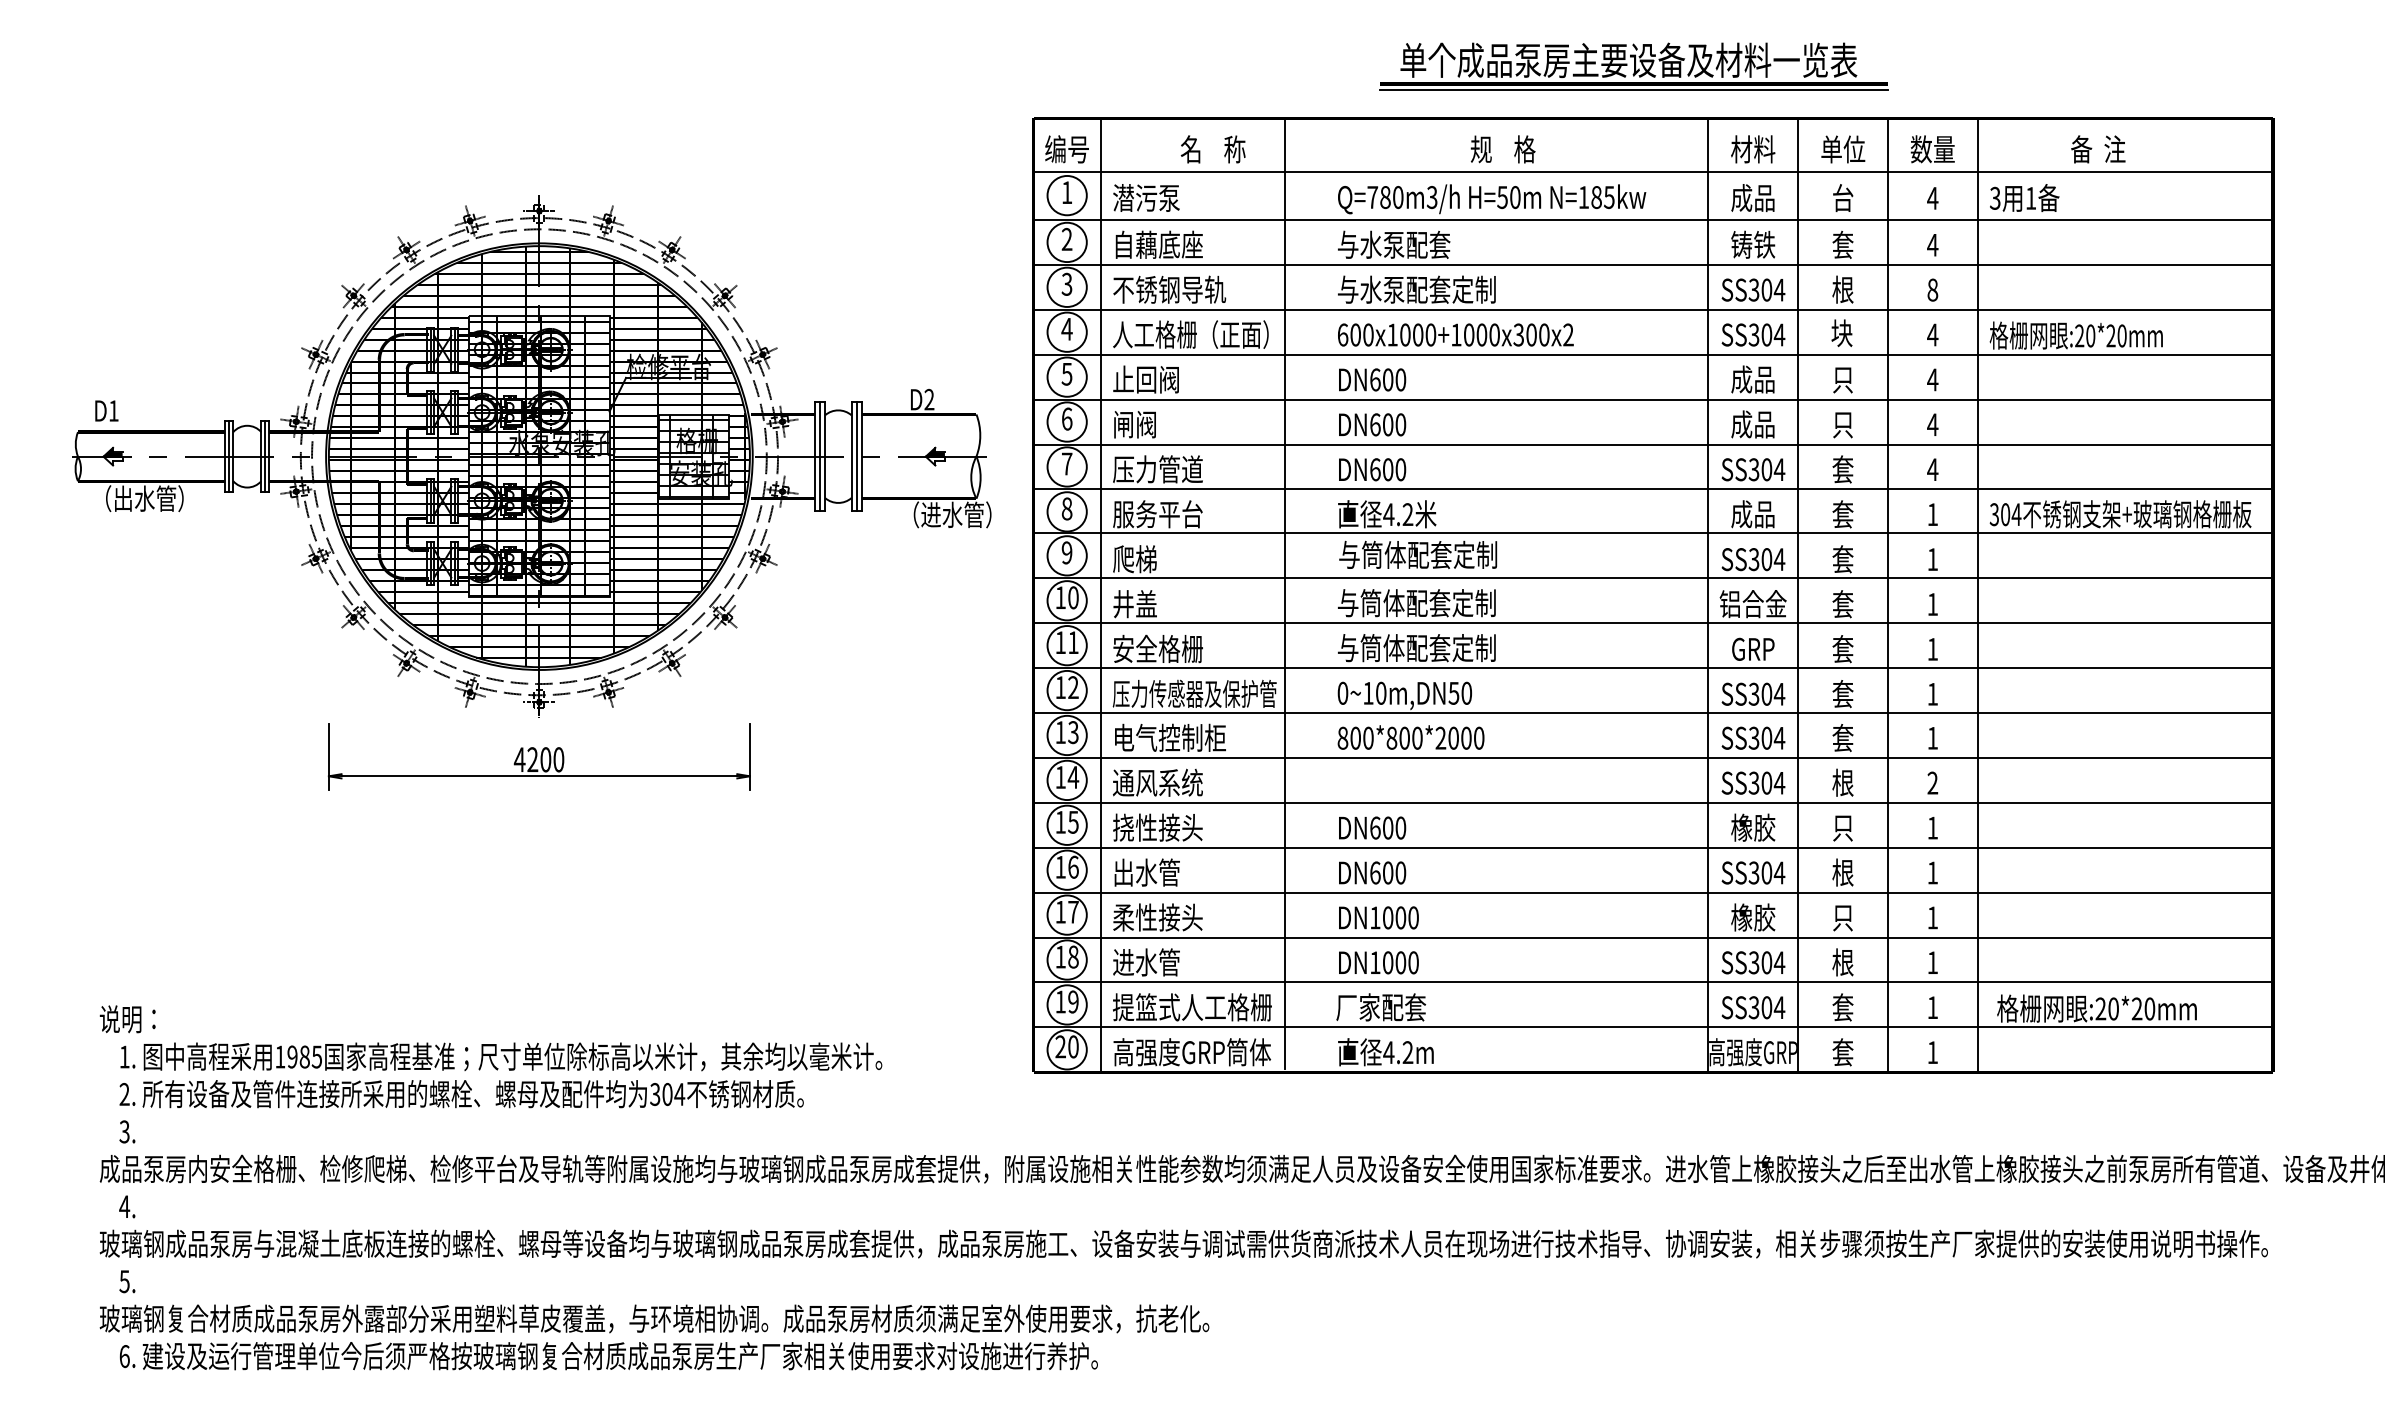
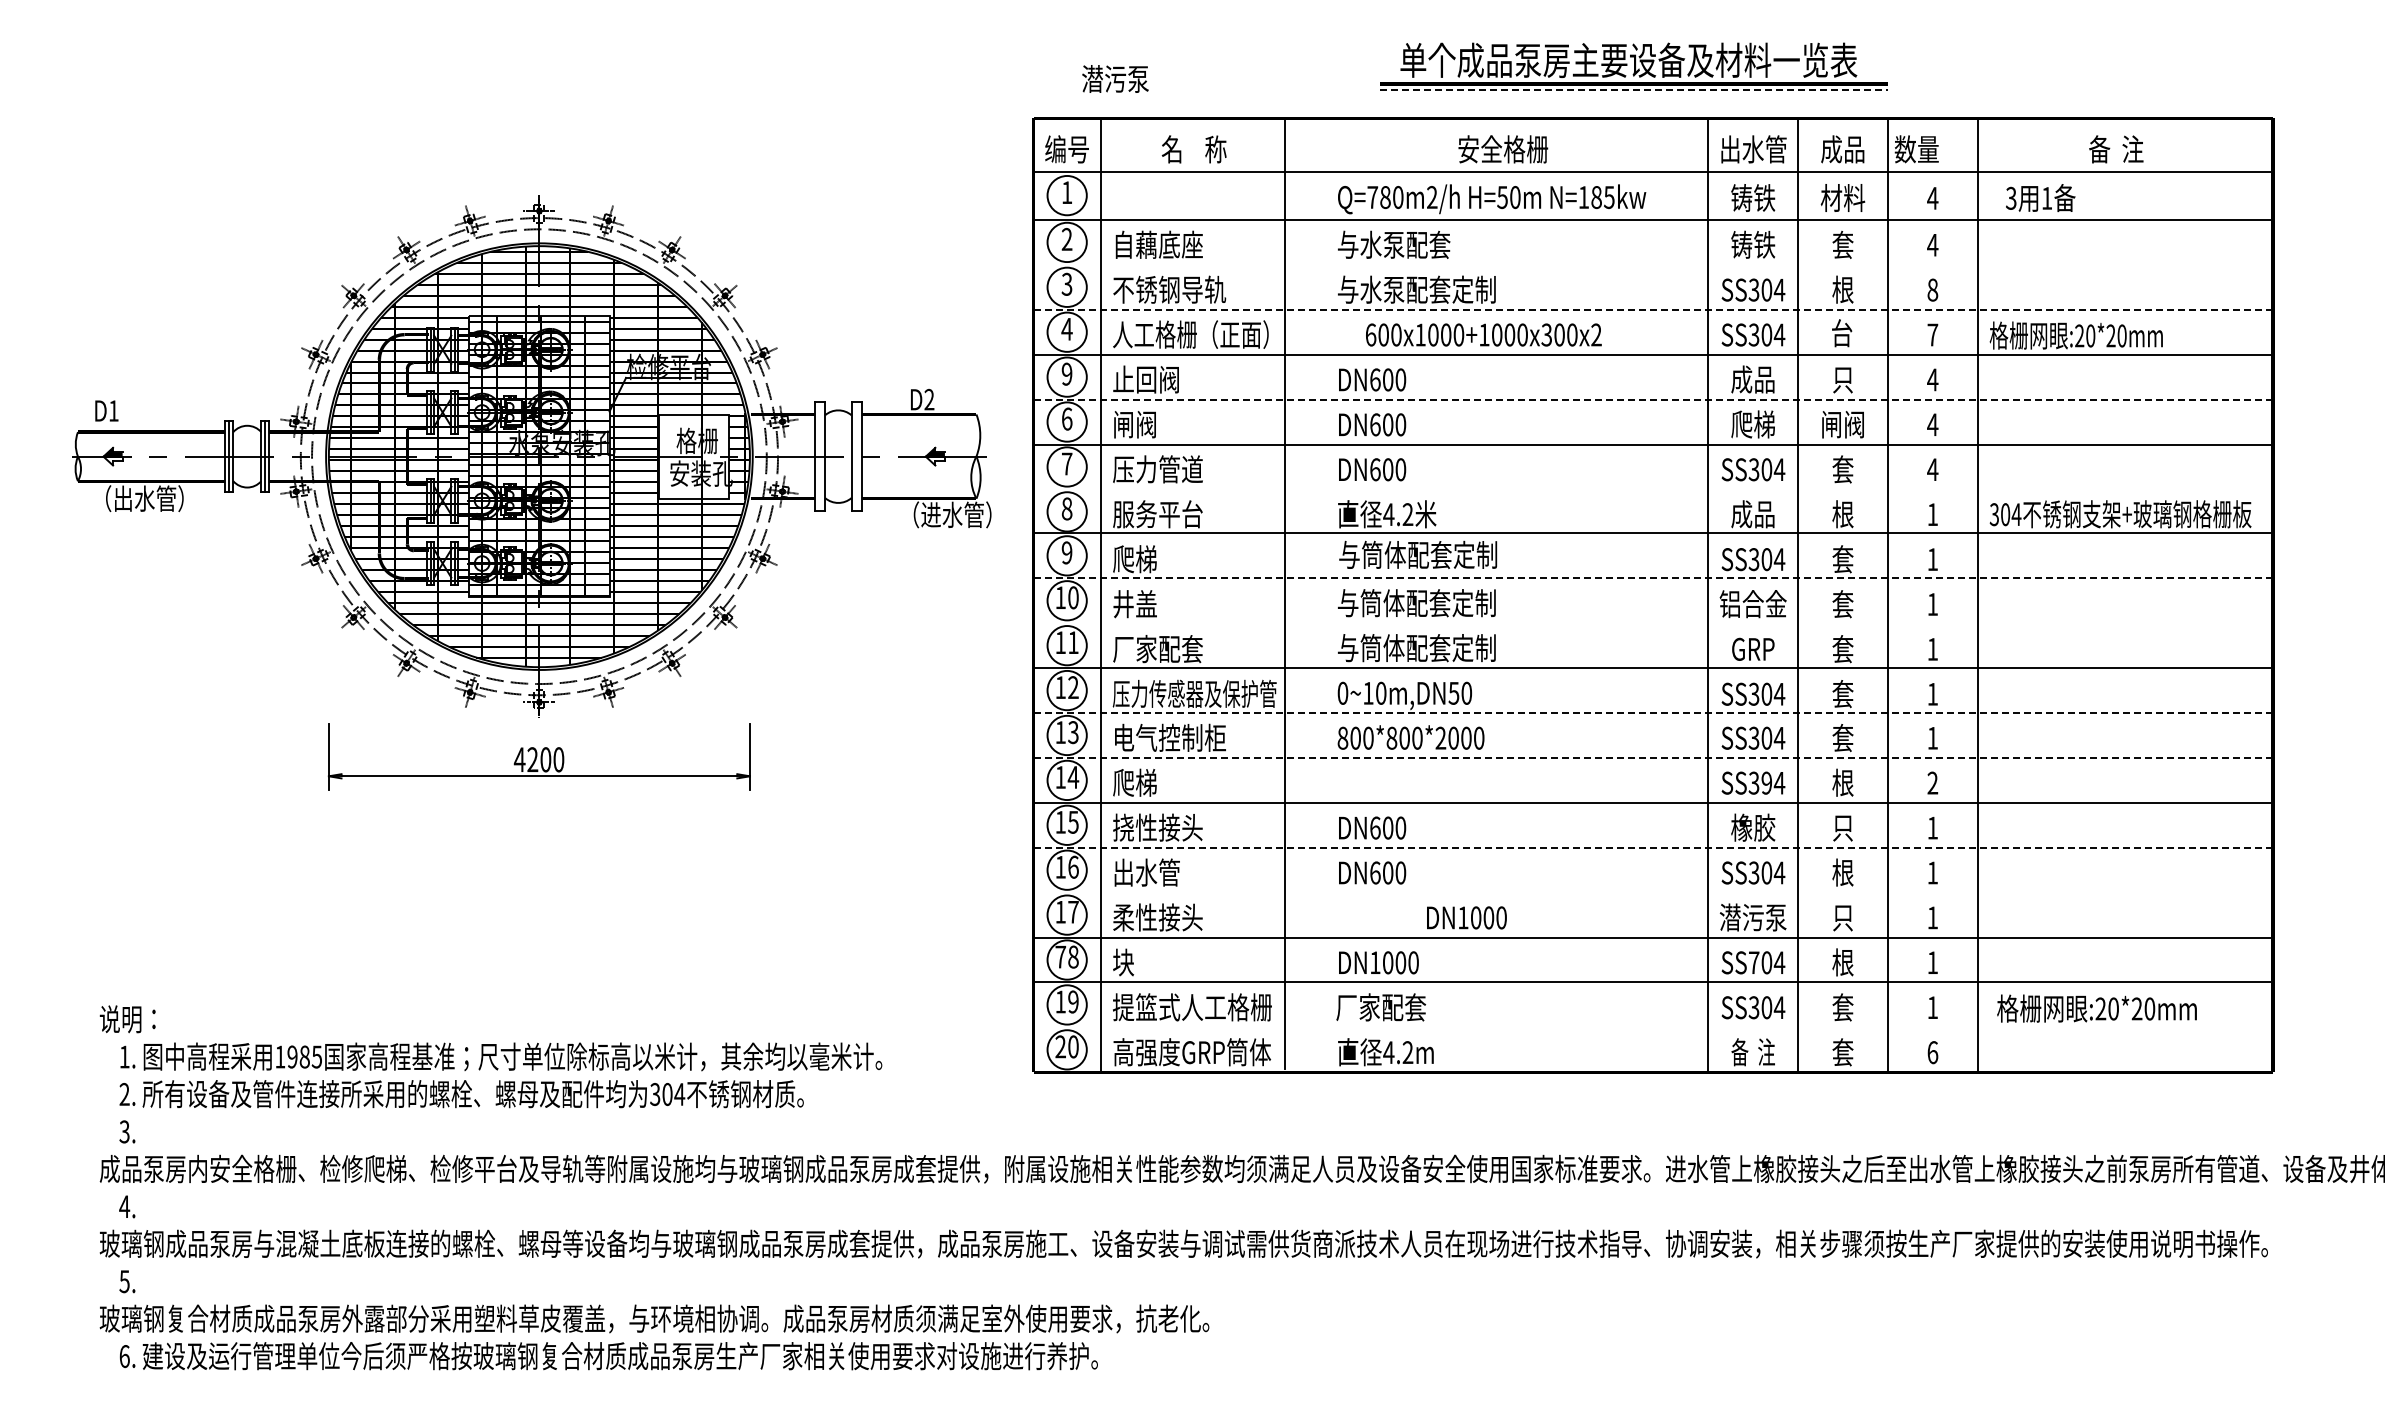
line: solid -> dashed (1633, 89)
text position: (1212, 149) -> (1193, 149) (1193, 149)
text: 规    格 -> 安全格栅 (1503, 149)
text: 材料 -> 出水管 (1753, 149)
text: 单位 -> 成品 (1843, 149)
text position: (1932, 149) -> (1916, 149) (1916, 149)
text position: (2098, 149) -> (2116, 149) (2116, 149)
text position: (1146, 197) -> (1115, 78) (1115, 78)
text: Q=780m3/h -> Q=780m2/h (1432, 197)
text: 台 -> 材料 (1842, 197)
text position: (2024, 197) -> (2040, 197) (2040, 197)
text: 成品 -> 铸铁 (1753, 198)
line: present -> none (1653, 264)
line: solid -> dashed (1653, 309)
text: 块 -> 台 (1841, 333)
text position: (1455, 334) -> (1483, 334) (1483, 334)
text: 4 -> 7 (1932, 334)
text: 5 -> 9 (1066, 373)
line: solid -> dashed (1653, 399)
text: 成品 -> 爬梯 (1752, 424)
text: 只 -> 闸阀 (1842, 424)
hatch: present -> none (693, 456)
line: present -> none (820, 456)
line: present -> none (856, 456)
line: present -> none (1653, 489)
text: 套 -> 根 (1842, 514)
line: solid -> dashed (1653, 578)
line: present -> none (1653, 623)
text: 安全格栅 -> 厂家配套 (1157, 648)
line: solid -> dashed (1653, 713)
line: solid -> dashed (1653, 757)
text: 通风系统 -> 爬梯 (1157, 782)
text: SS304 -> SS394 (1766, 782)
line: solid -> dashed (1653, 847)
line: present -> none (1653, 892)
text position: (1378, 917) -> (1466, 917) (1466, 917)
text: 橡胶 -> 潜污泵 (1752, 917)
text: 18 -> 78 (1060, 956)
text: 进水管 -> 块 (1146, 962)
text: SS304 -> SS704 (1753, 962)
line: present -> none (1653, 1027)
text: 高强度GRP -> 备  注 (1752, 1052)
text: 1 -> 6 (1932, 1052)
